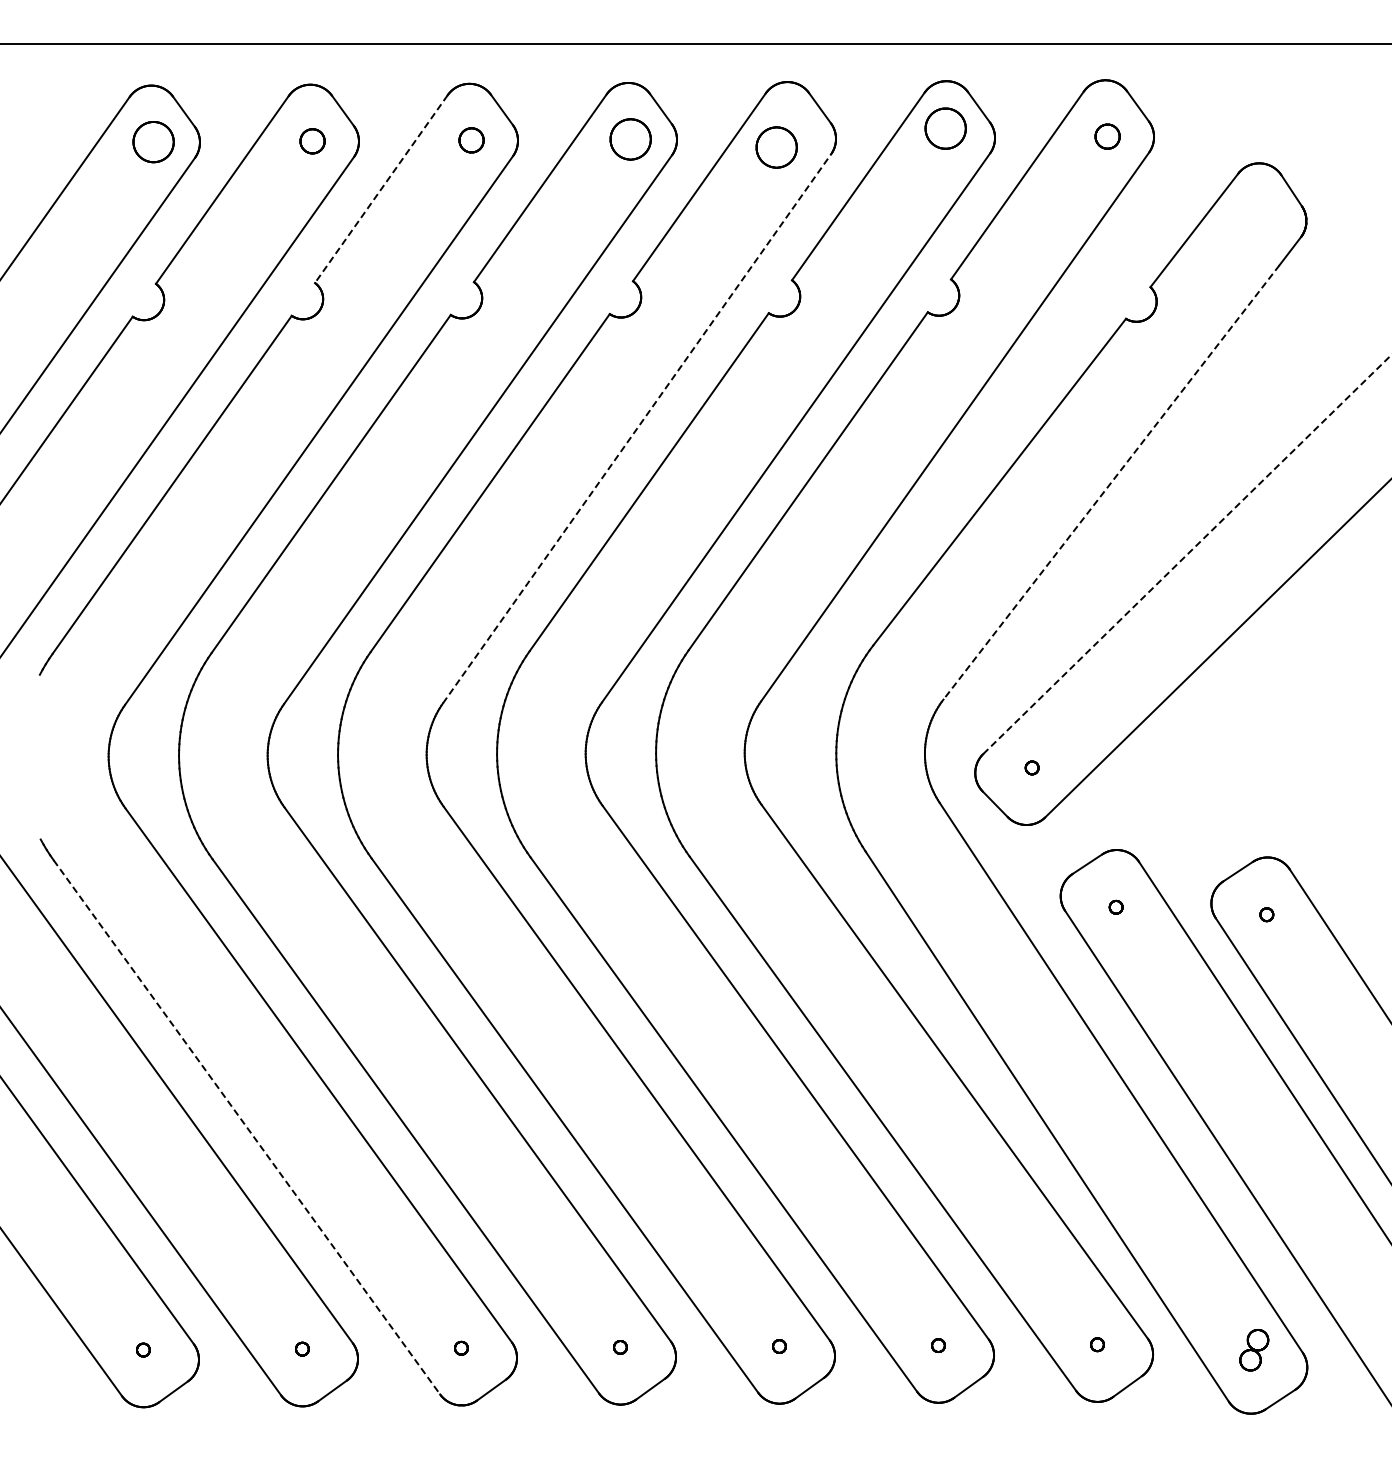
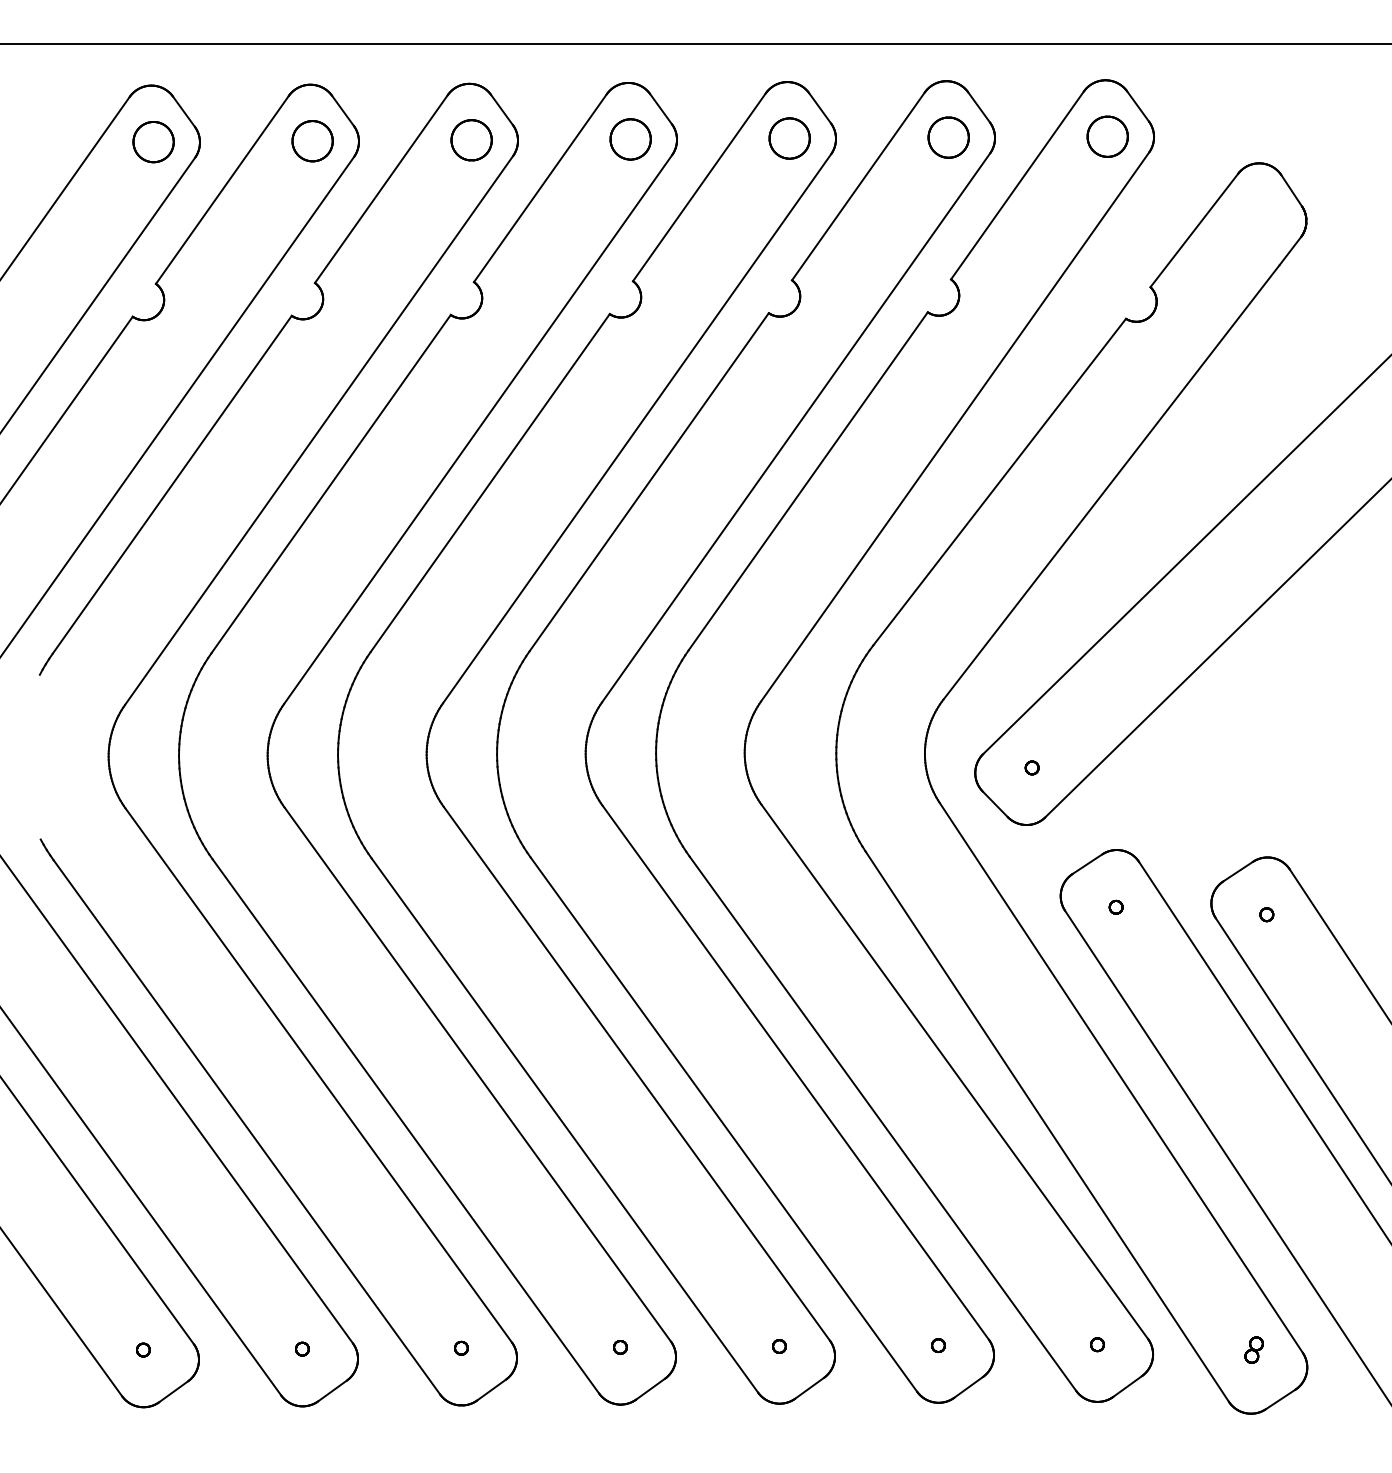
part position: (945, 128) -> (948, 137) (948, 137)
part size: 27x27 px -> 43x43 px (1107, 136)
part size: 27x27 px -> 43x43 px (471, 140)
part size: 27x27 px -> 43x43 px (312, 141)
part position: (776, 147) -> (789, 138) (789, 138)
line: dashed -> solid (381, 189)
line: dashed -> solid (637, 428)
line: dashed -> solid (1111, 482)
line: dashed -> solid (1187, 554)
line: dashed -> solid (246, 1127)
part size: 31x43 px -> 20x28 px (1253, 1349)
